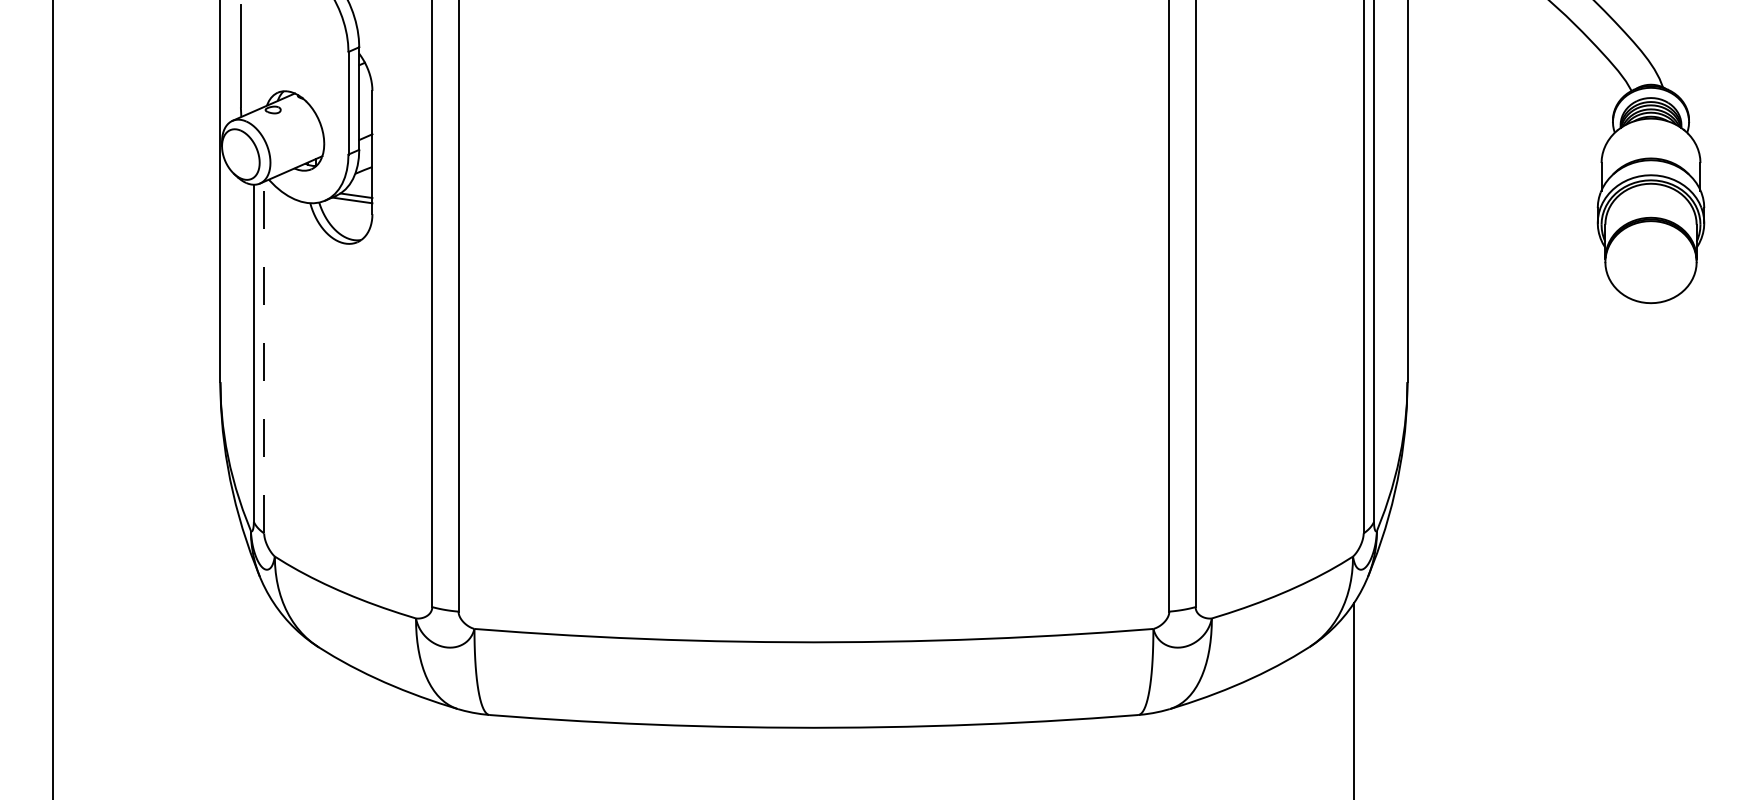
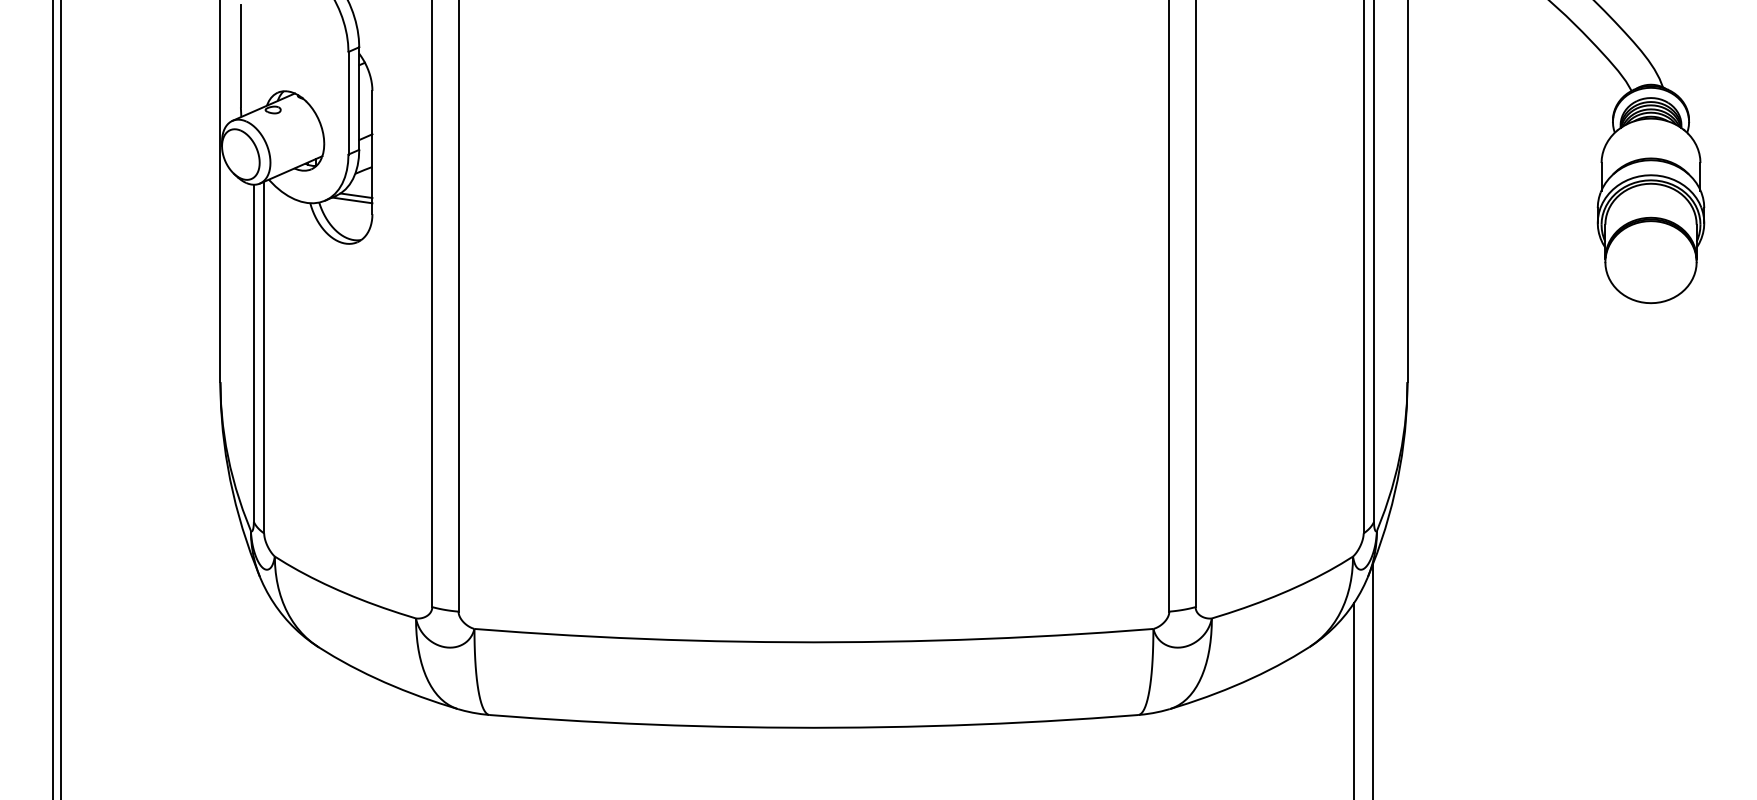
line: dashed -> solid (264, 357)
line: none -> present (61, 399)
line: none -> present (1373, 679)
